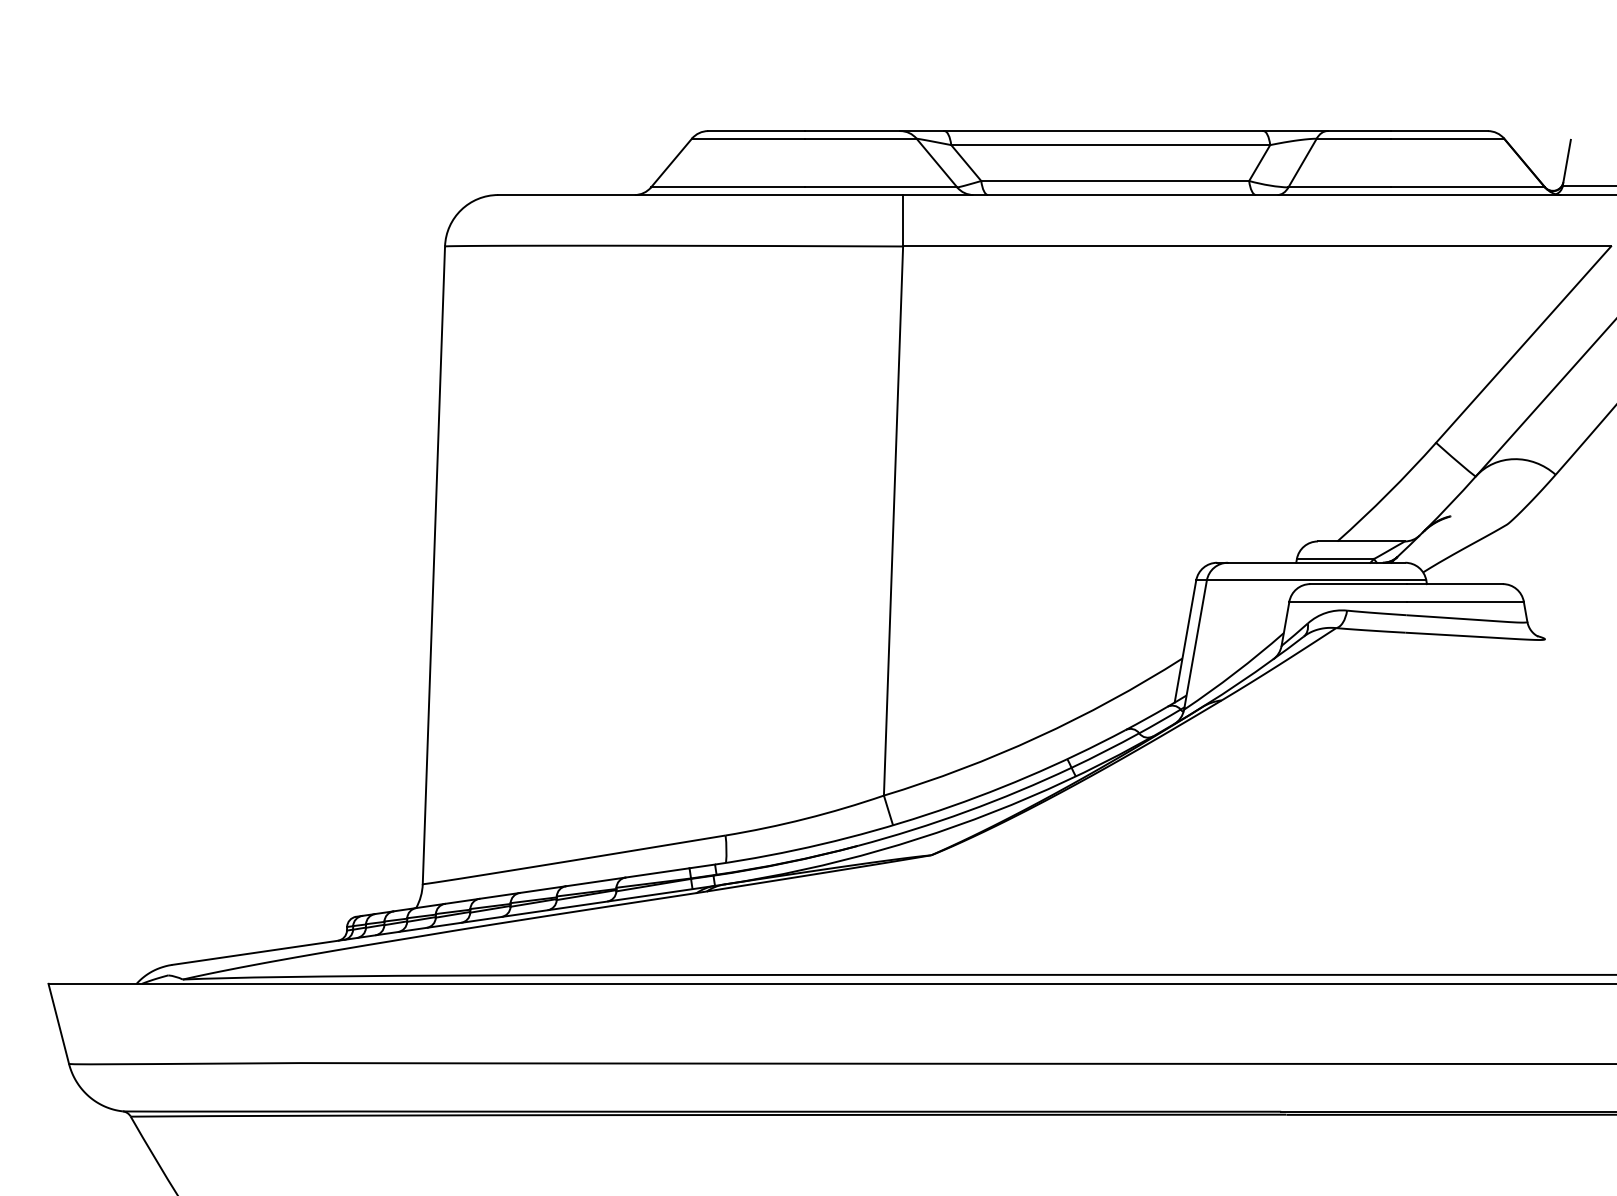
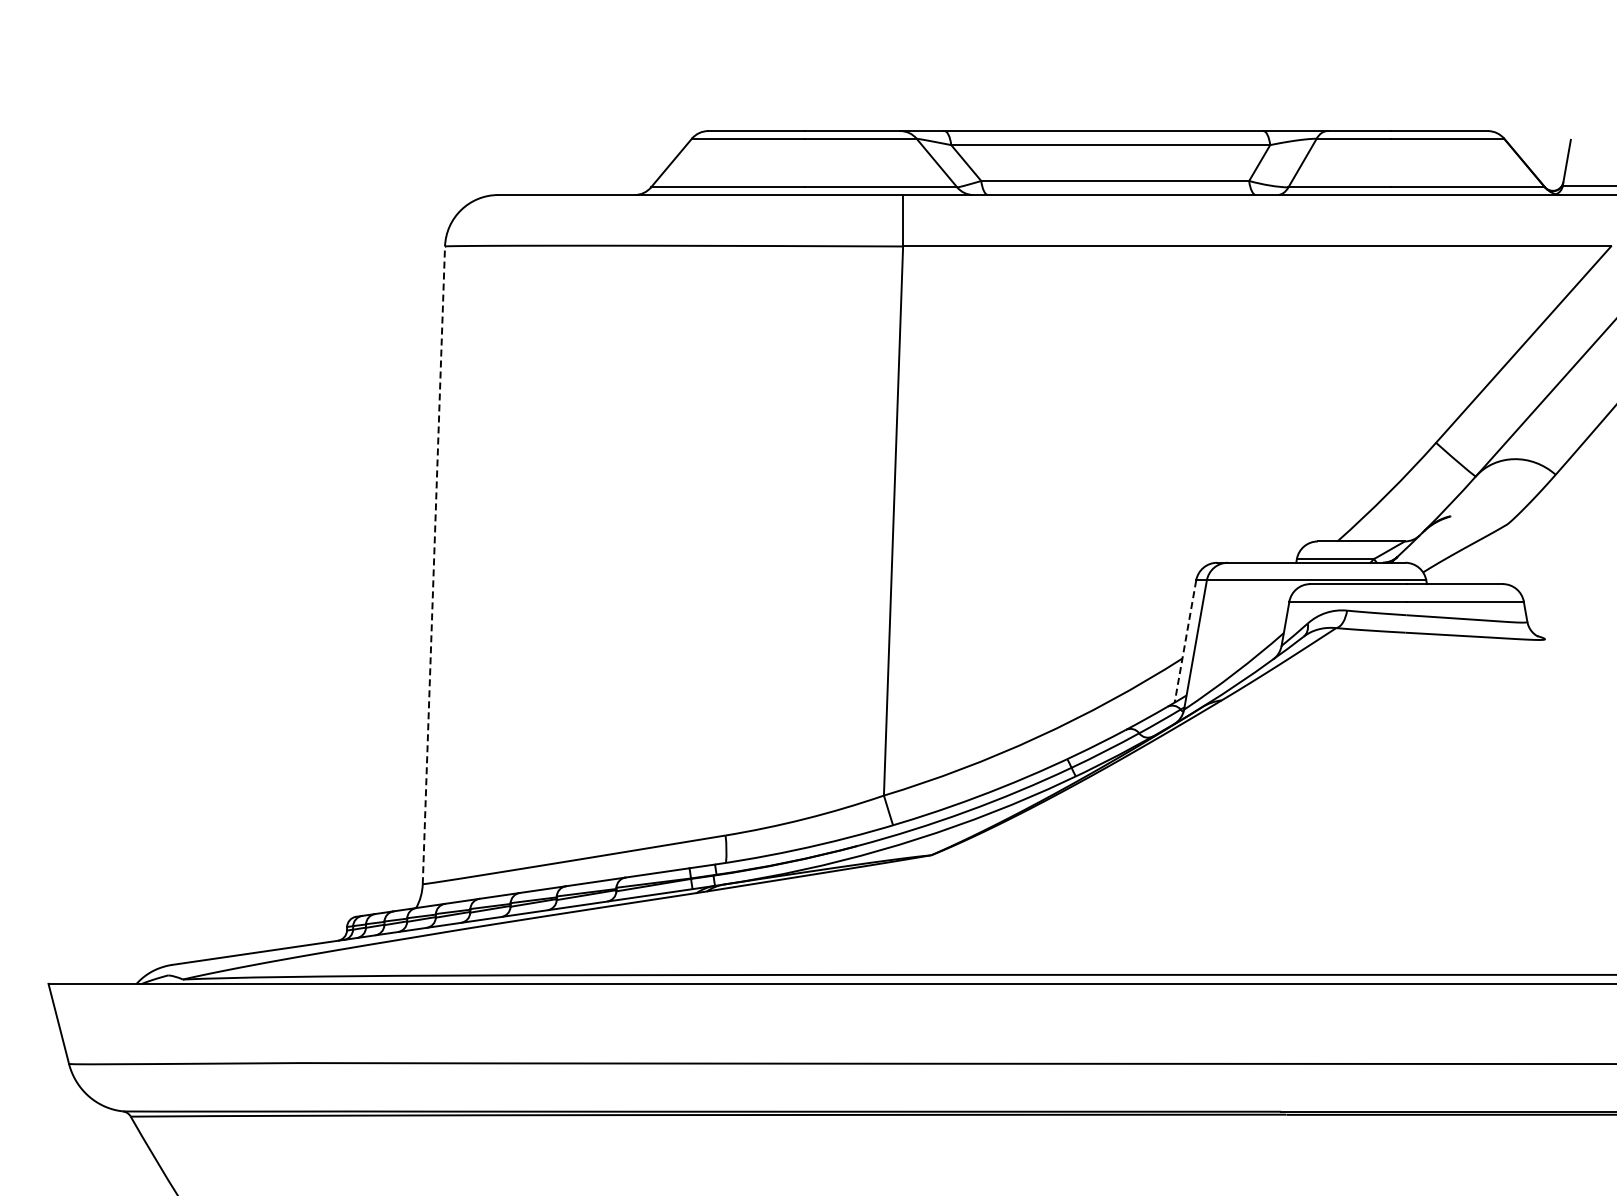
line: solid -> dashed (433, 564)
line: solid -> dashed (1185, 641)
